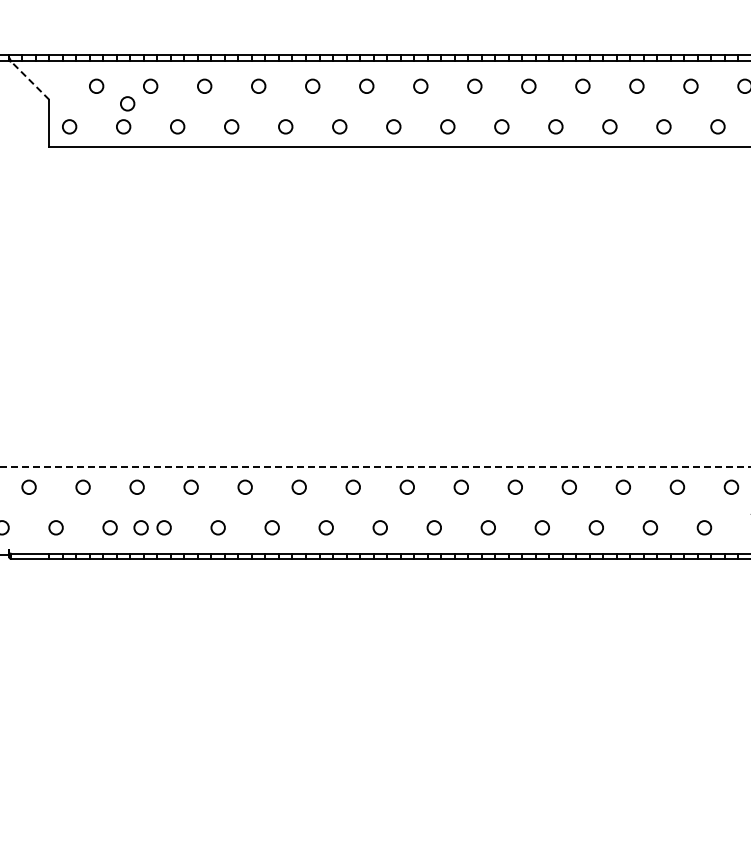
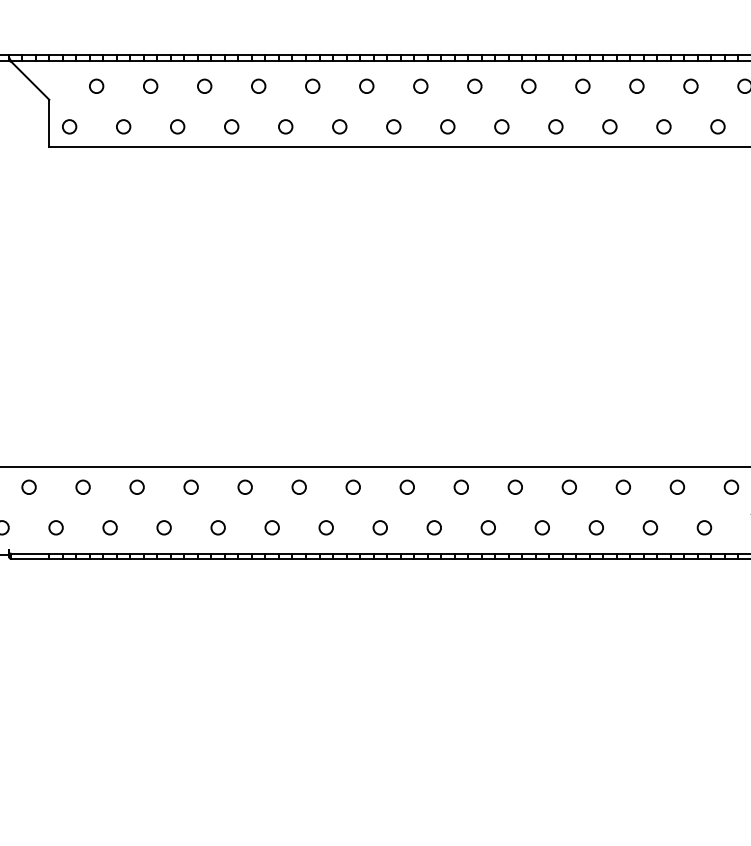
line: dashed -> solid (30, 80)
circle: present -> none (127, 103)
line: dashed -> solid (375, 467)
circle: present -> none (140, 527)
